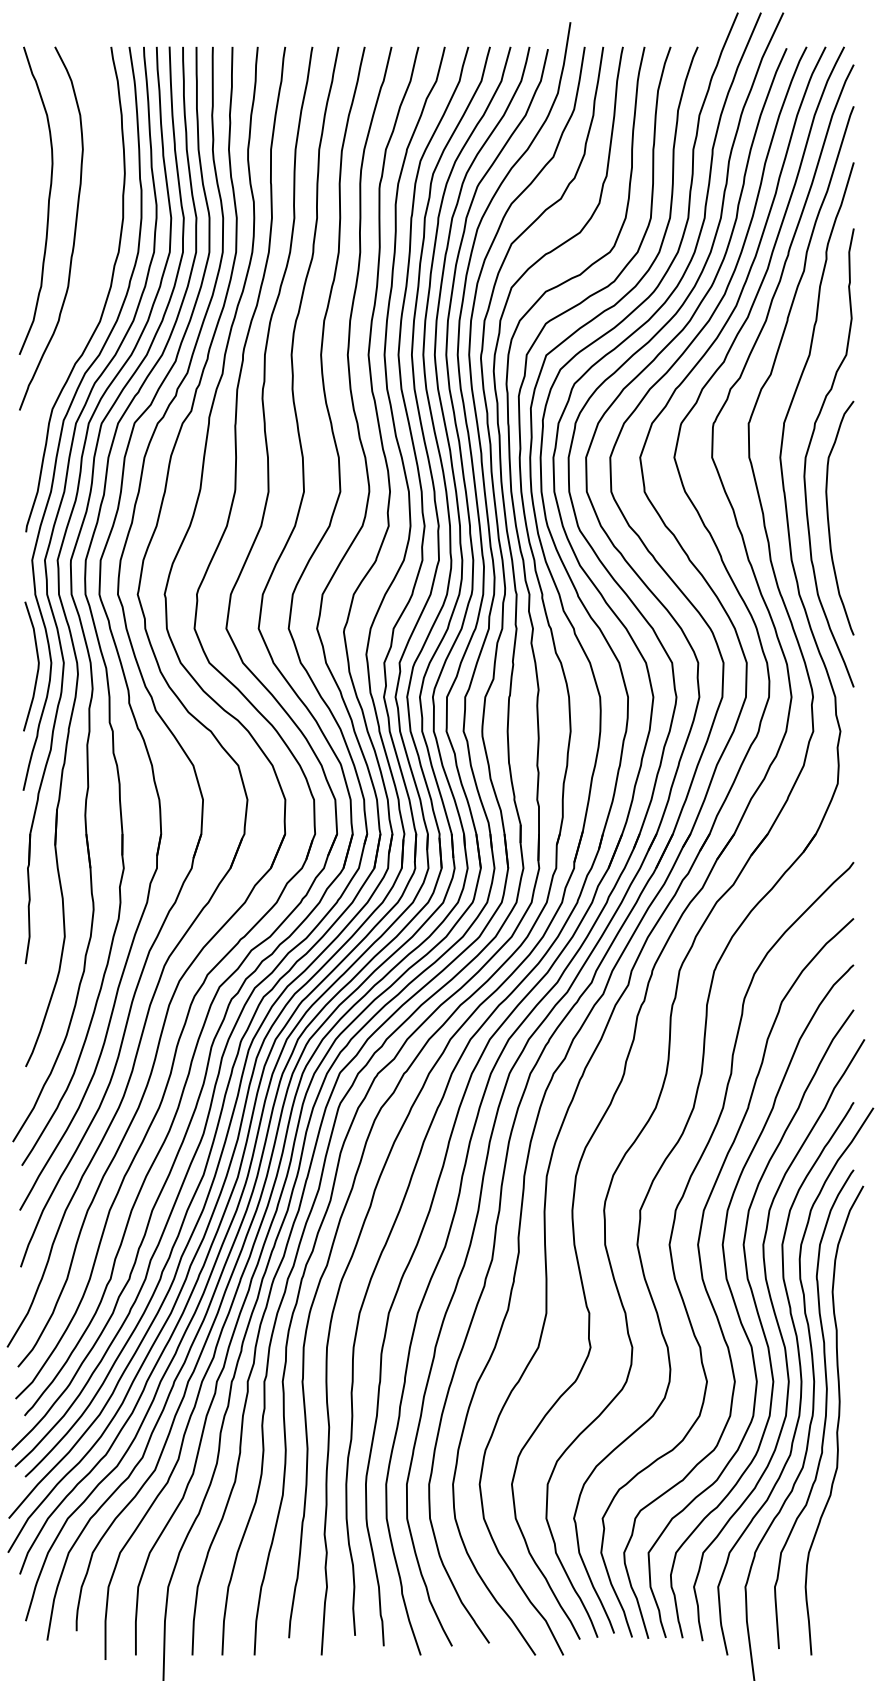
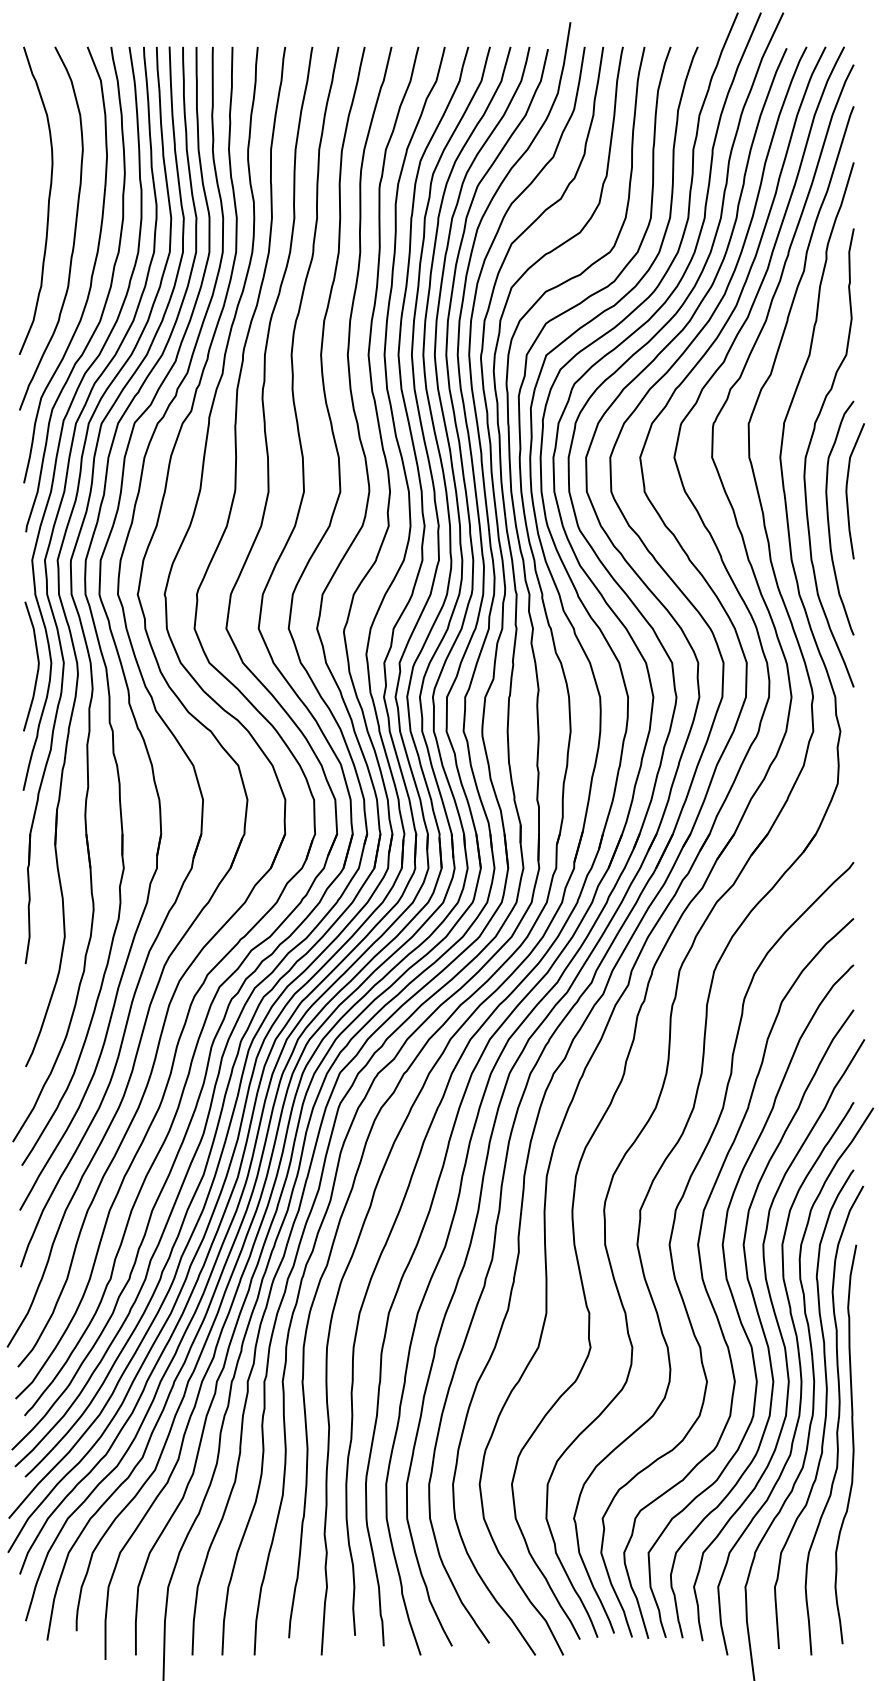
curve: none -> present (92, 269)
curve: none -> present (847, 491)
curve: none -> present (852, 1444)
